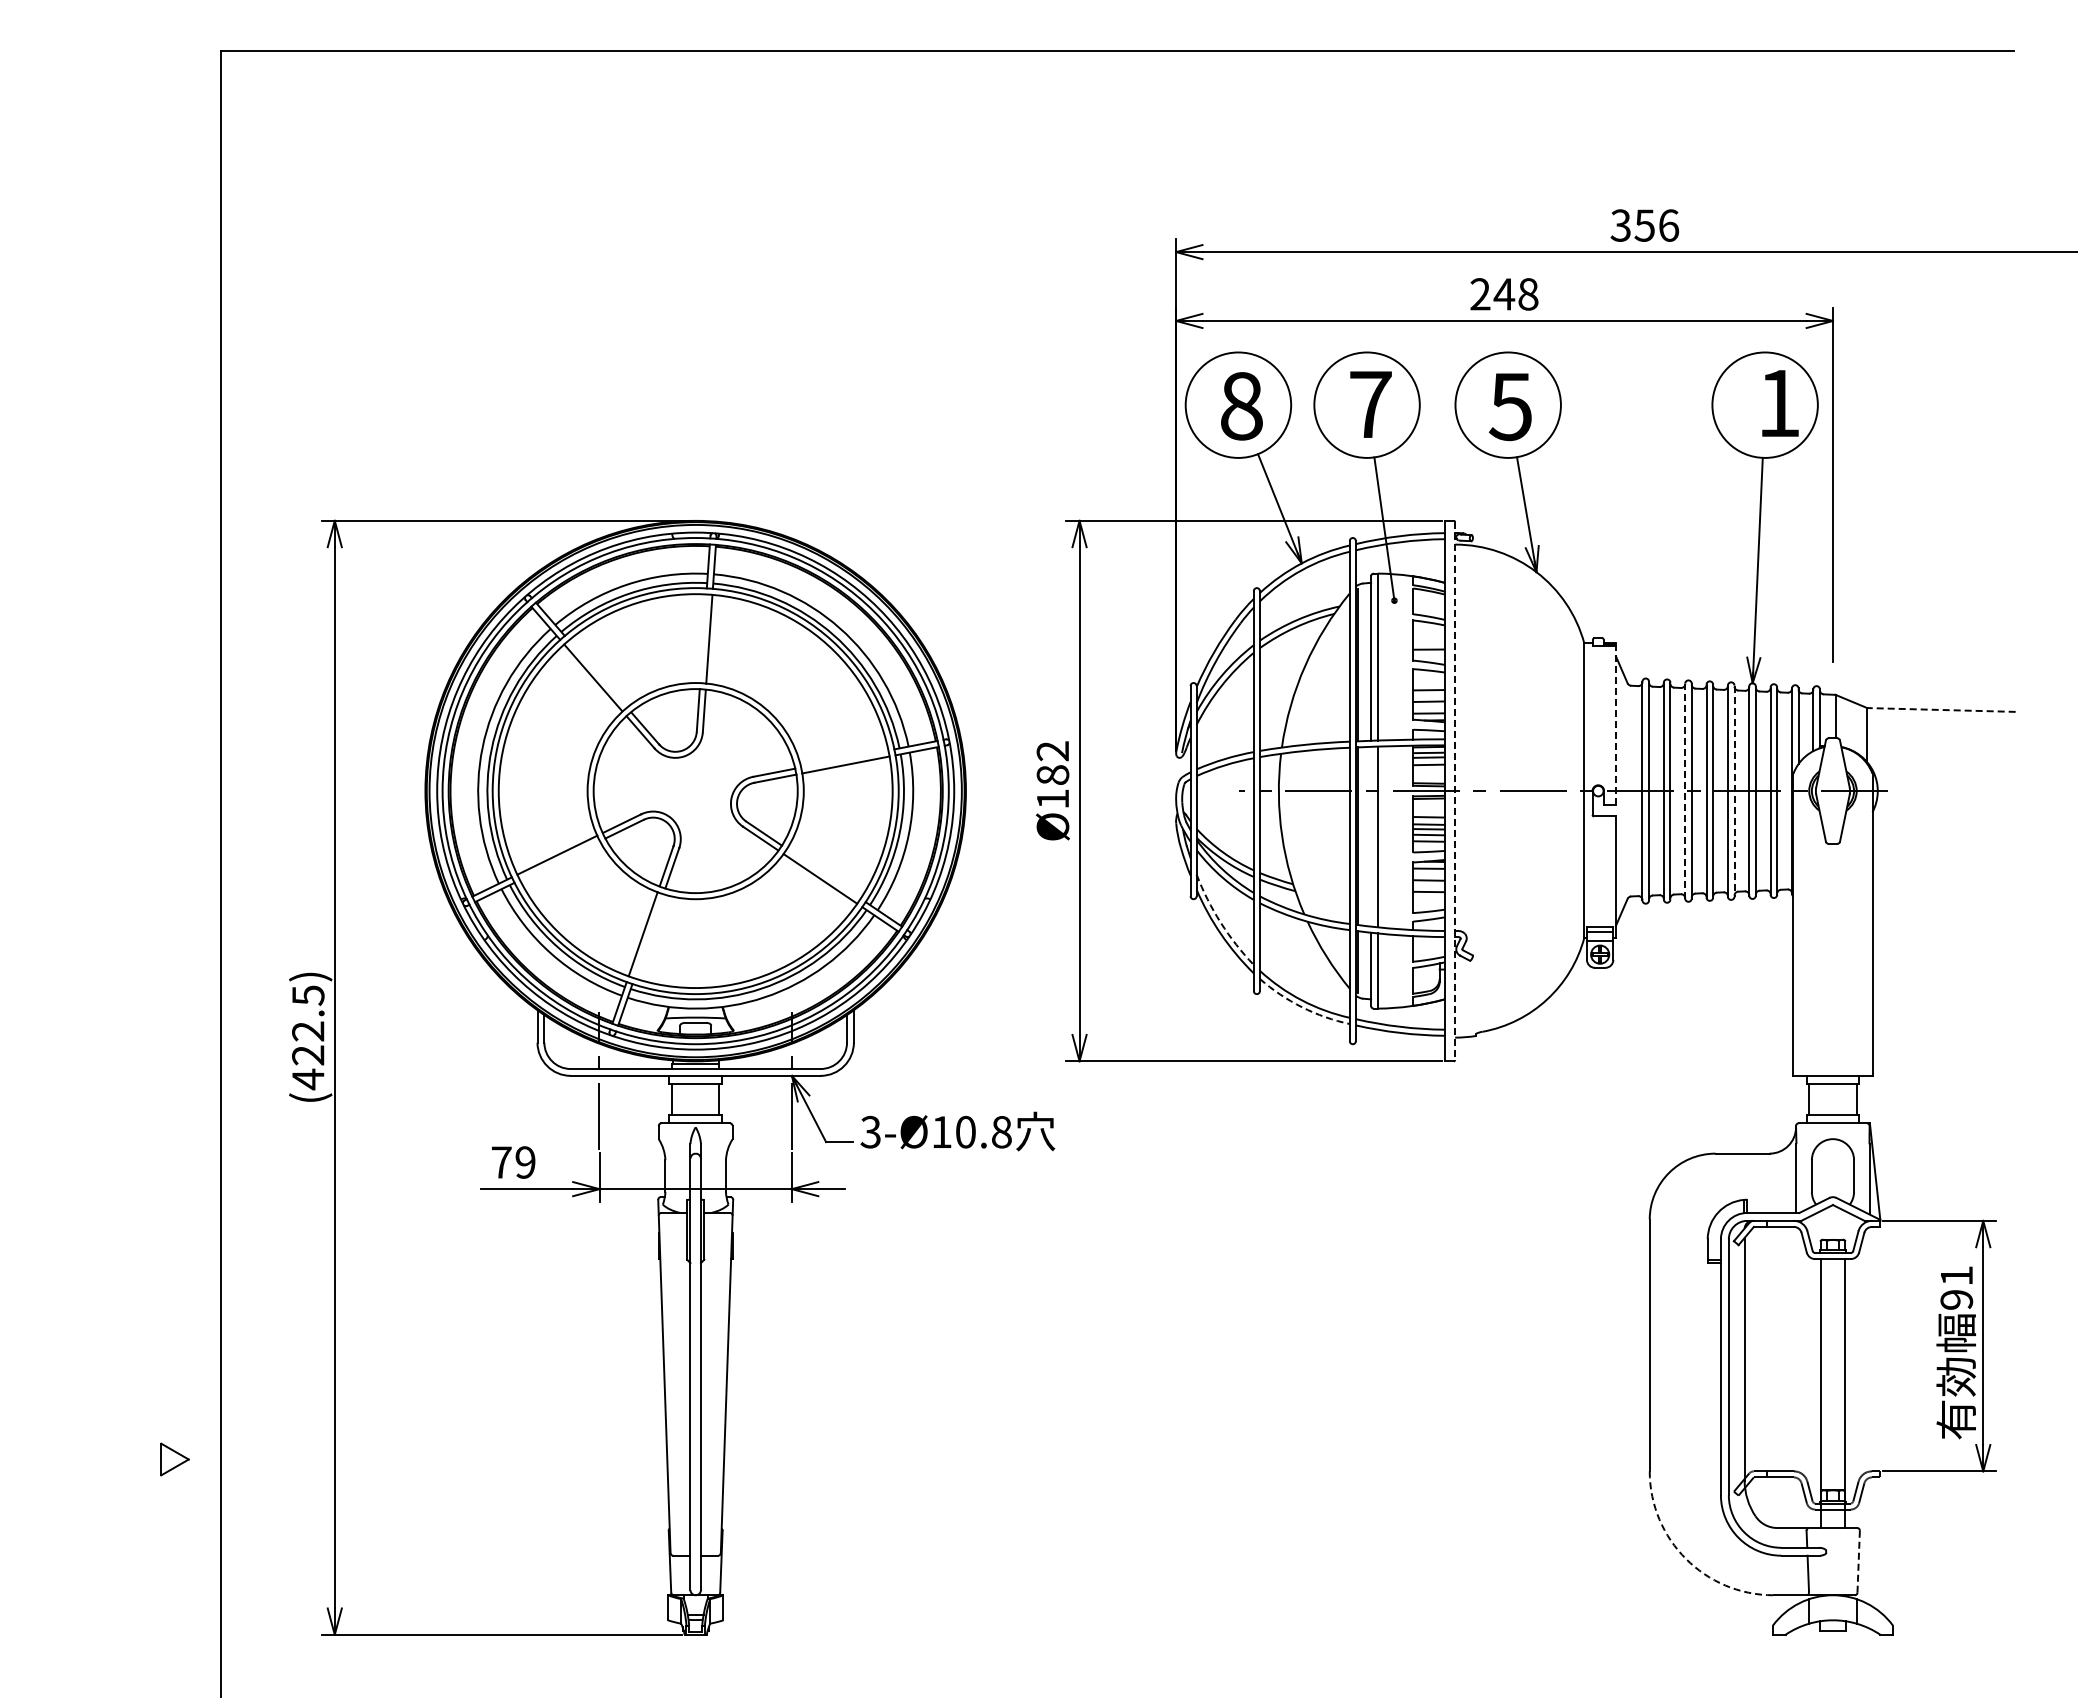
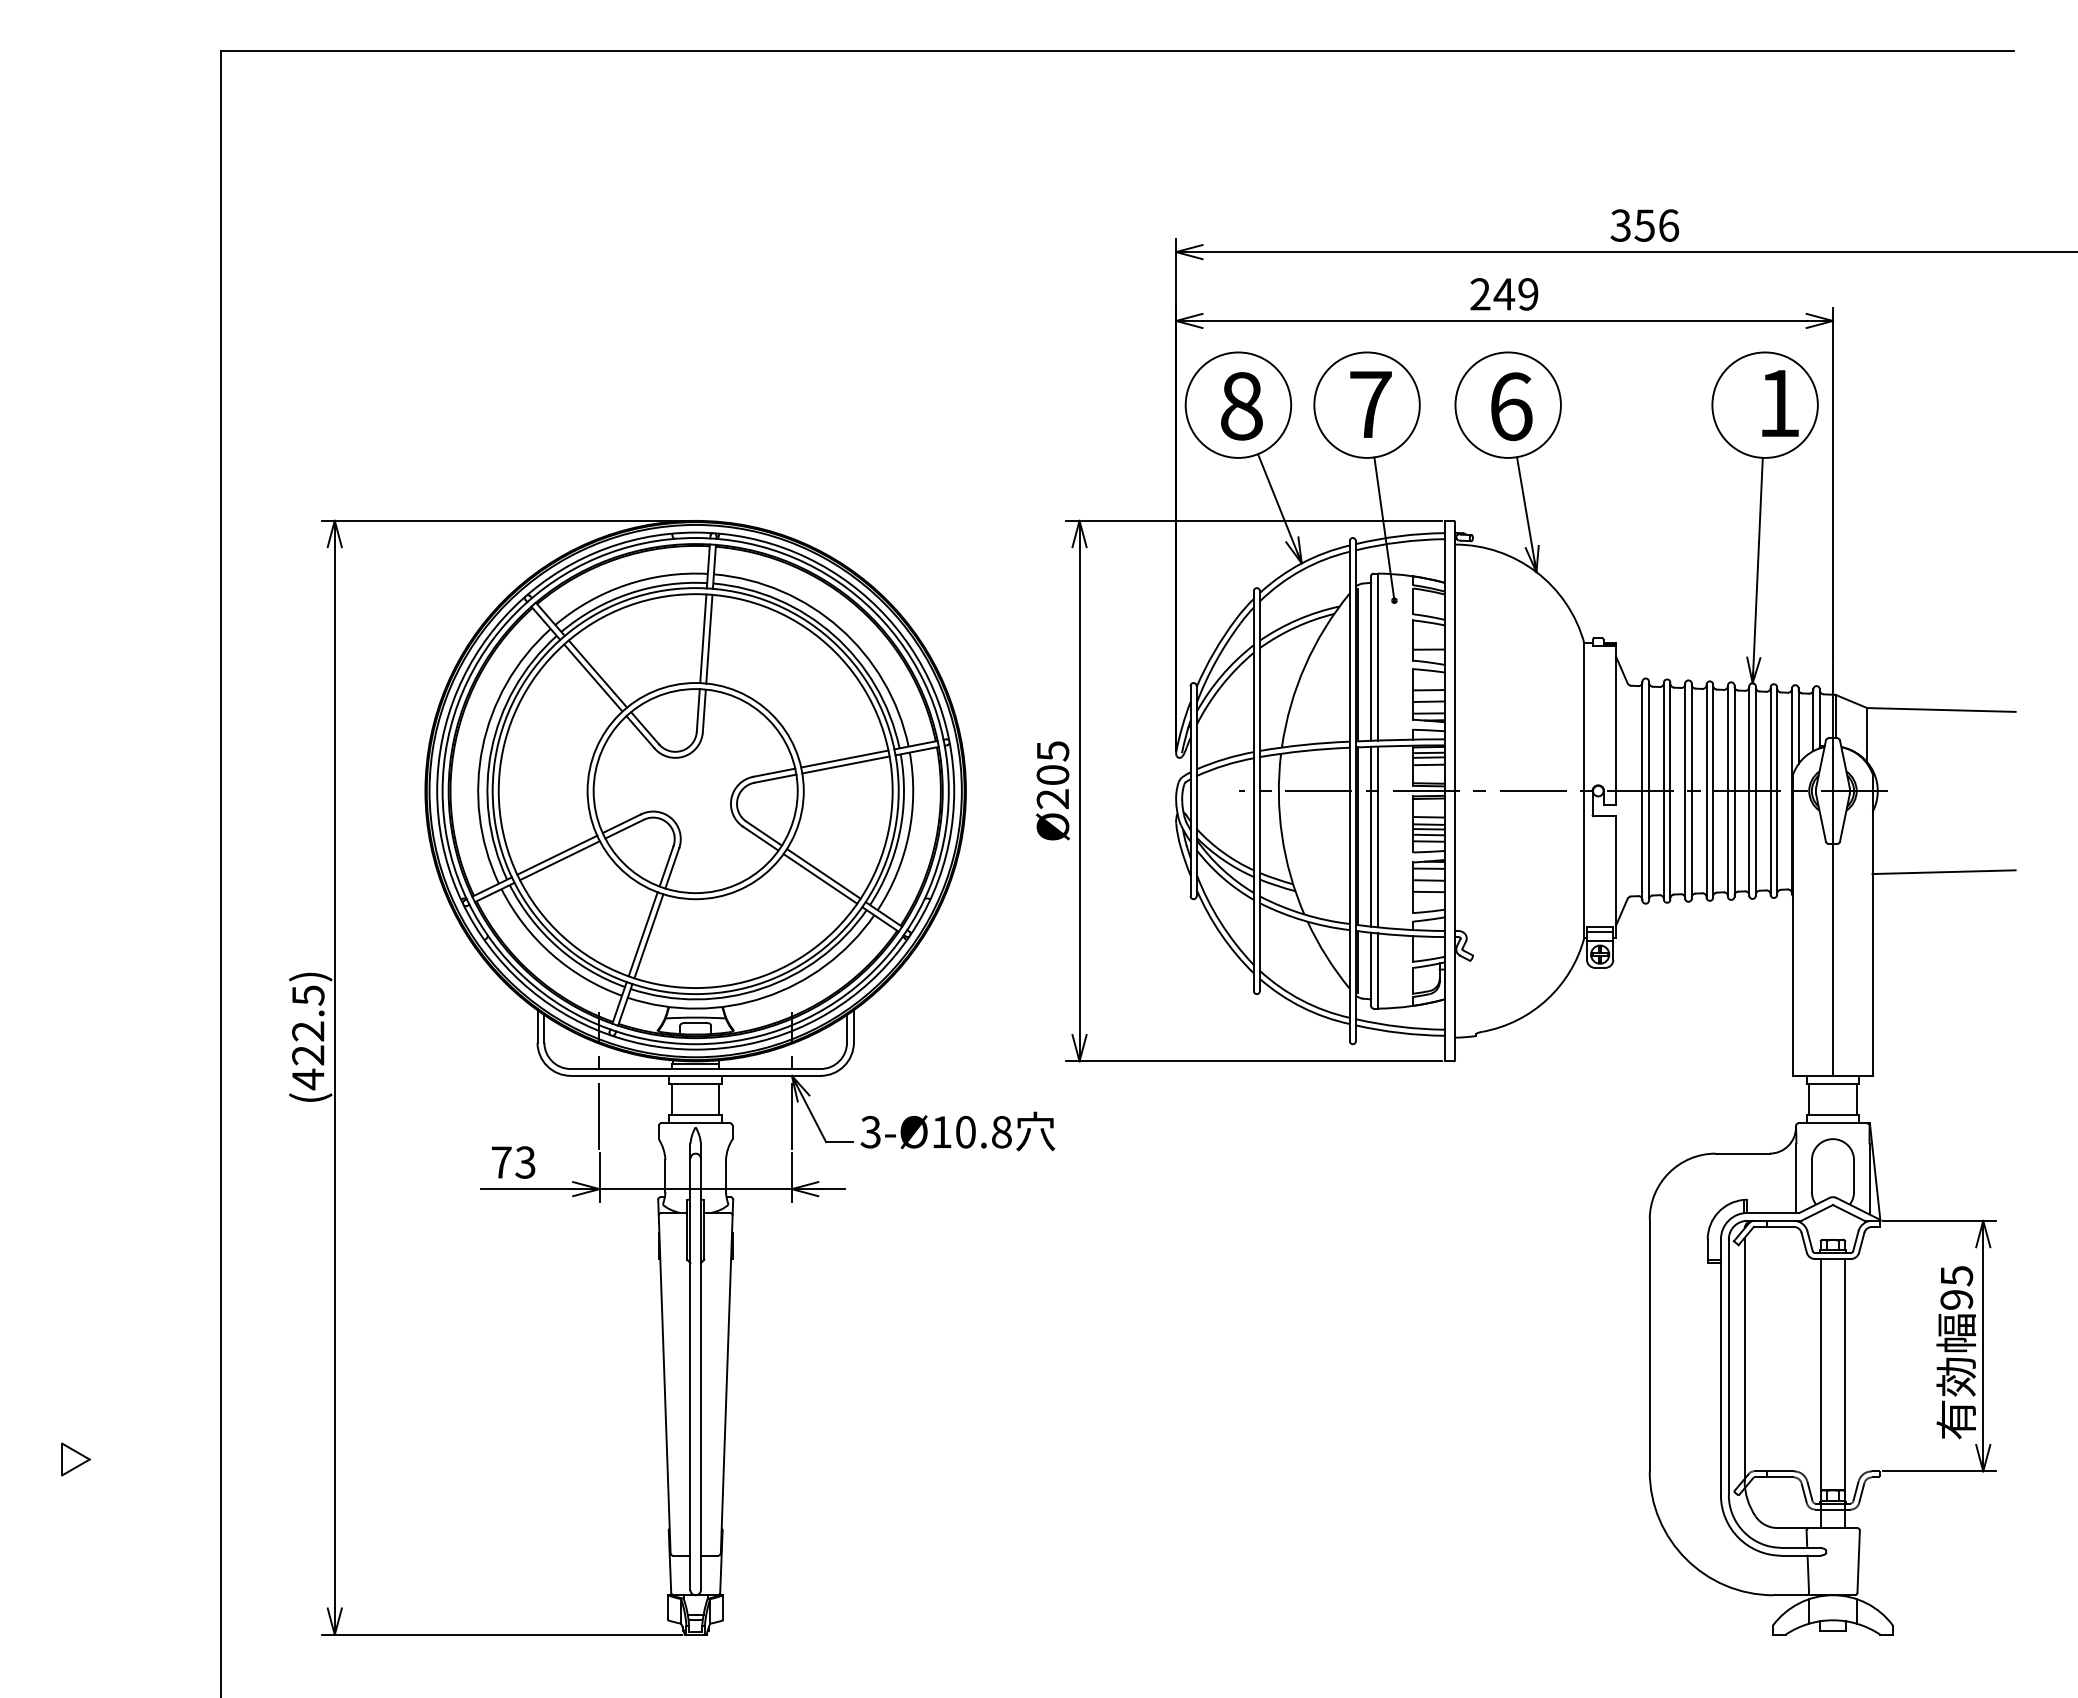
text: 248 -> 249 (1528, 294)
text: 5 -> 6 (1510, 406)
line: none -> present (703, 638)
line: none -> present (597, 673)
line: dashed -> solid (1940, 709)
line: dashed -> solid (1615, 724)
line: none -> present (844, 758)
text: Ø182 -> Ø205 (1052, 775)
line: dashed -> solid (1685, 790)
line: dashed -> solid (1455, 791)
line: dashed -> solid (1734, 791)
line: none -> present (1371, 836)
line: none -> present (559, 860)
line: none -> present (1832, 869)
line: none -> present (1943, 872)
line: none -> present (823, 873)
arc: dashed -> solid (1220, 922)
line: none -> present (648, 936)
arc: dashed -> solid (1302, 1007)
text: 79 -> 73 (525, 1162)
text: 91 -> 95 (1957, 1276)
part position: (174, 1459) -> (75, 1459) (75, 1459)
arc: dashed -> solid (1686, 1558)
line: dashed -> solid (1858, 1561)
